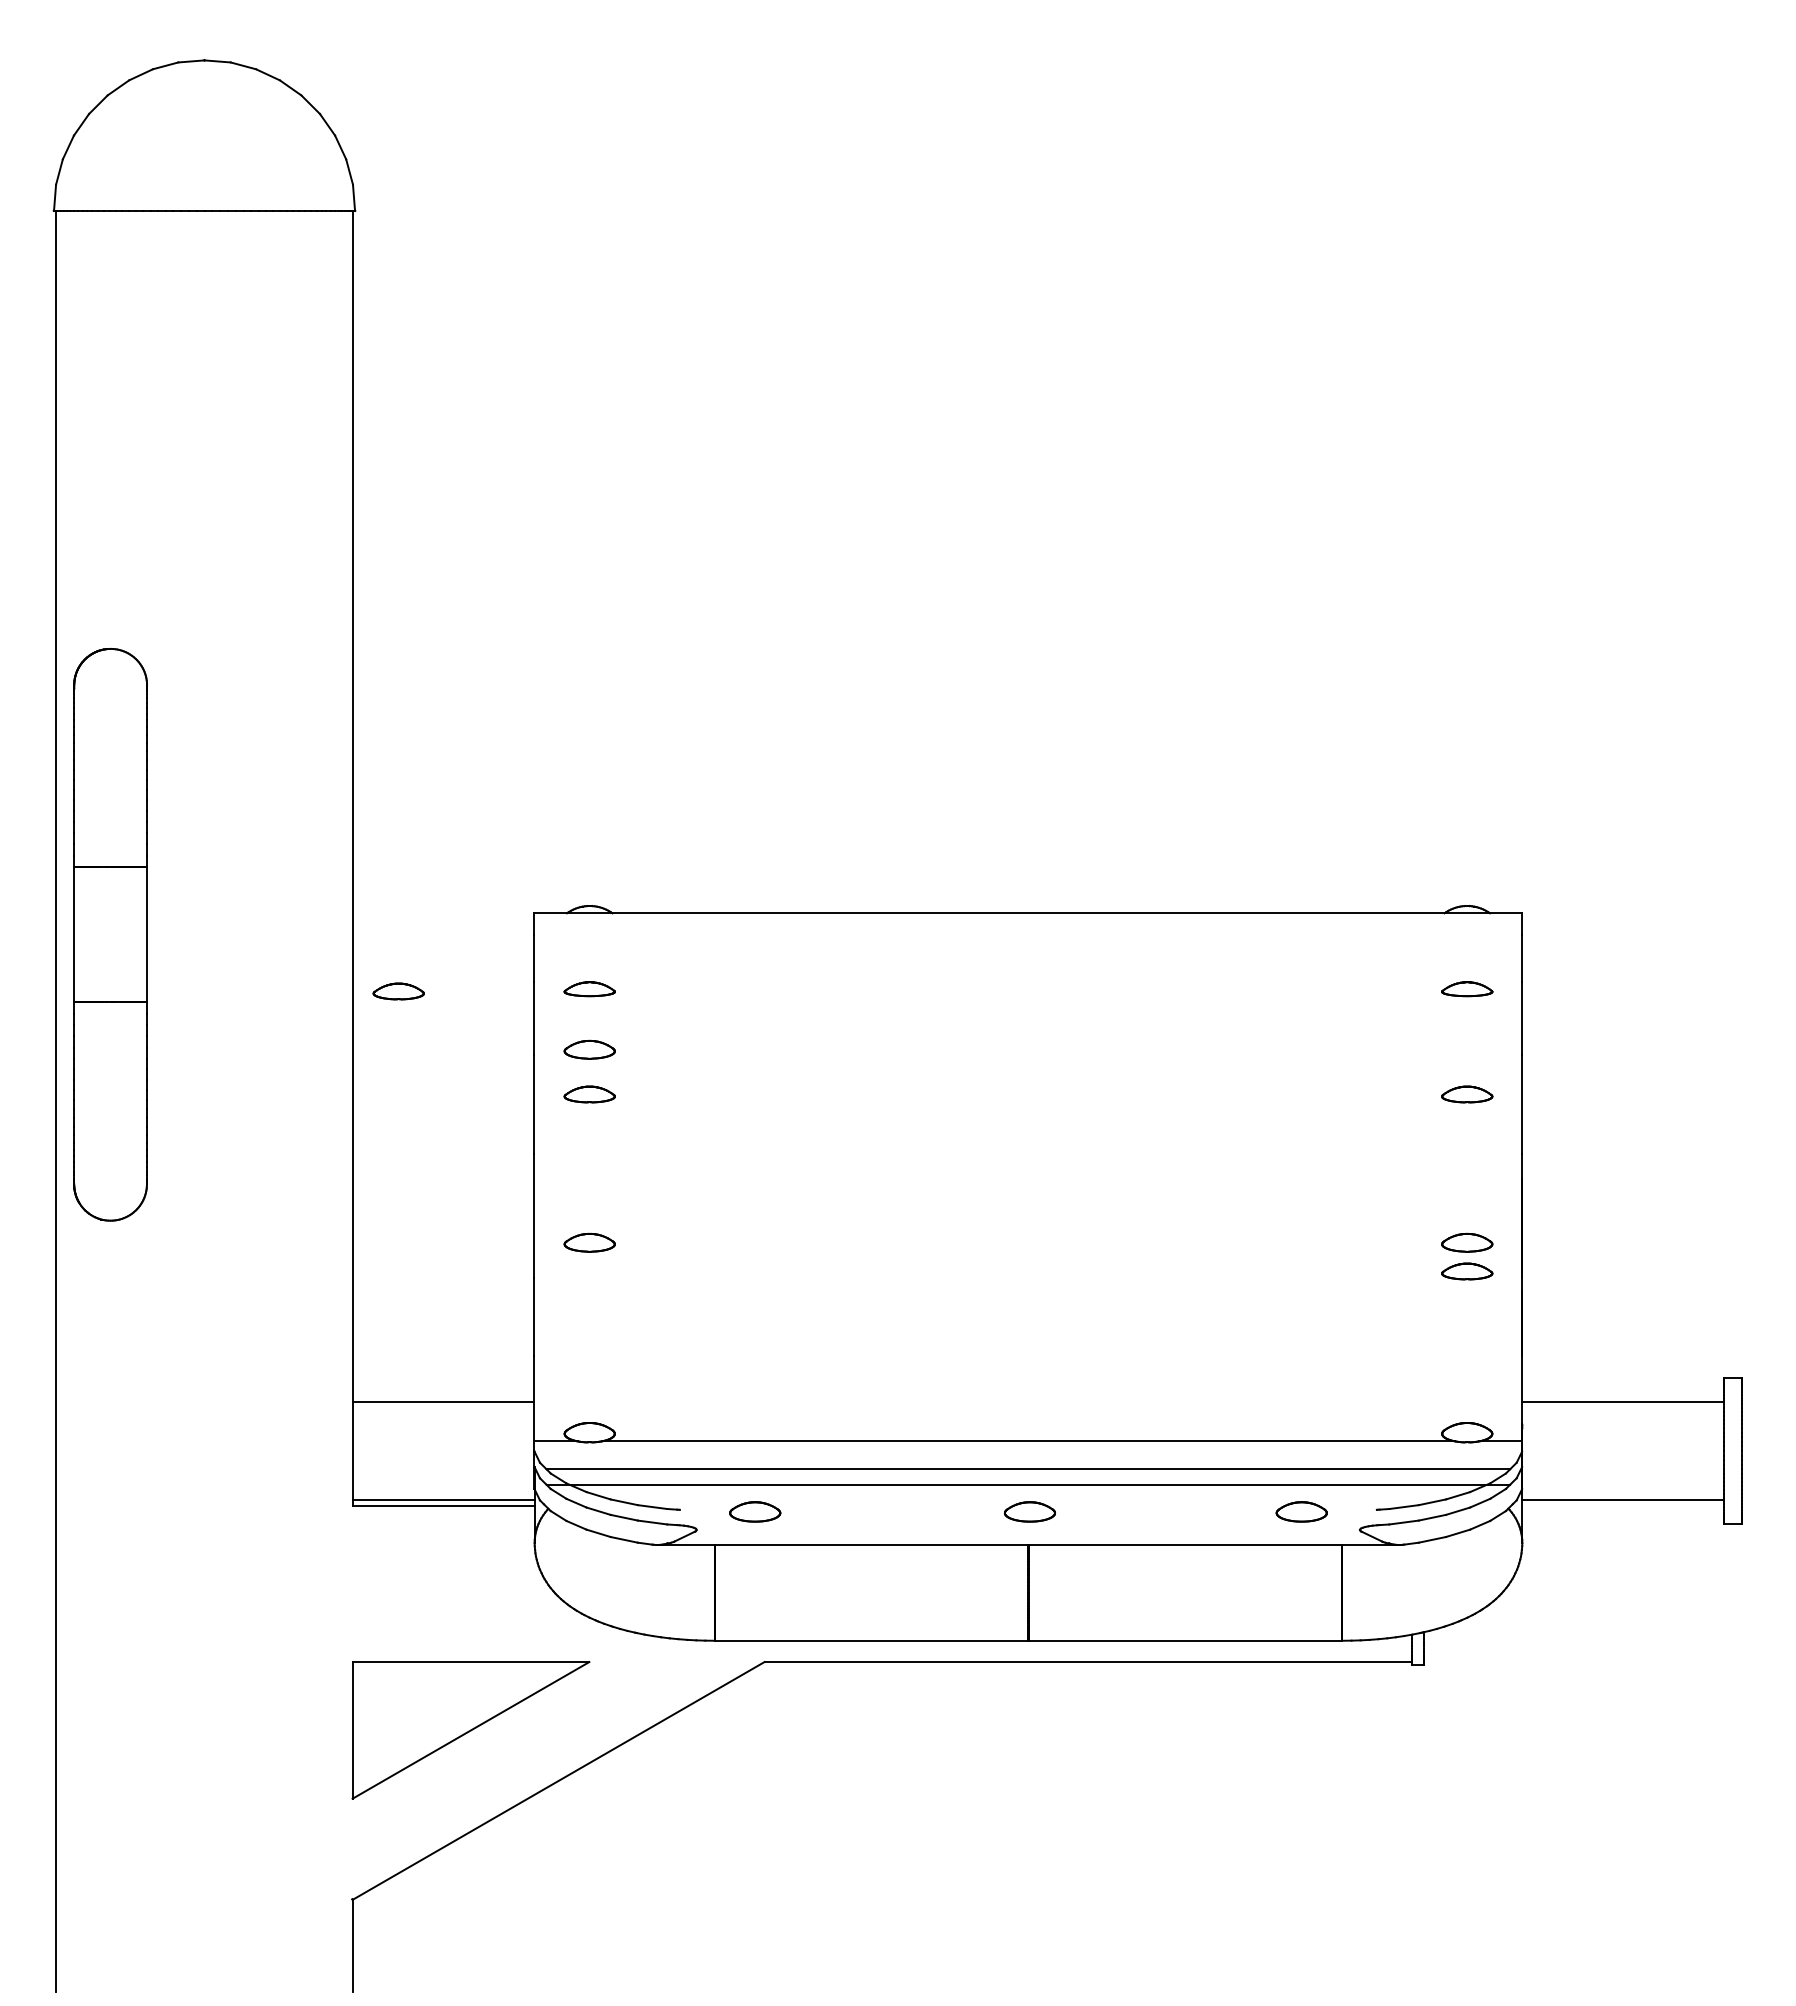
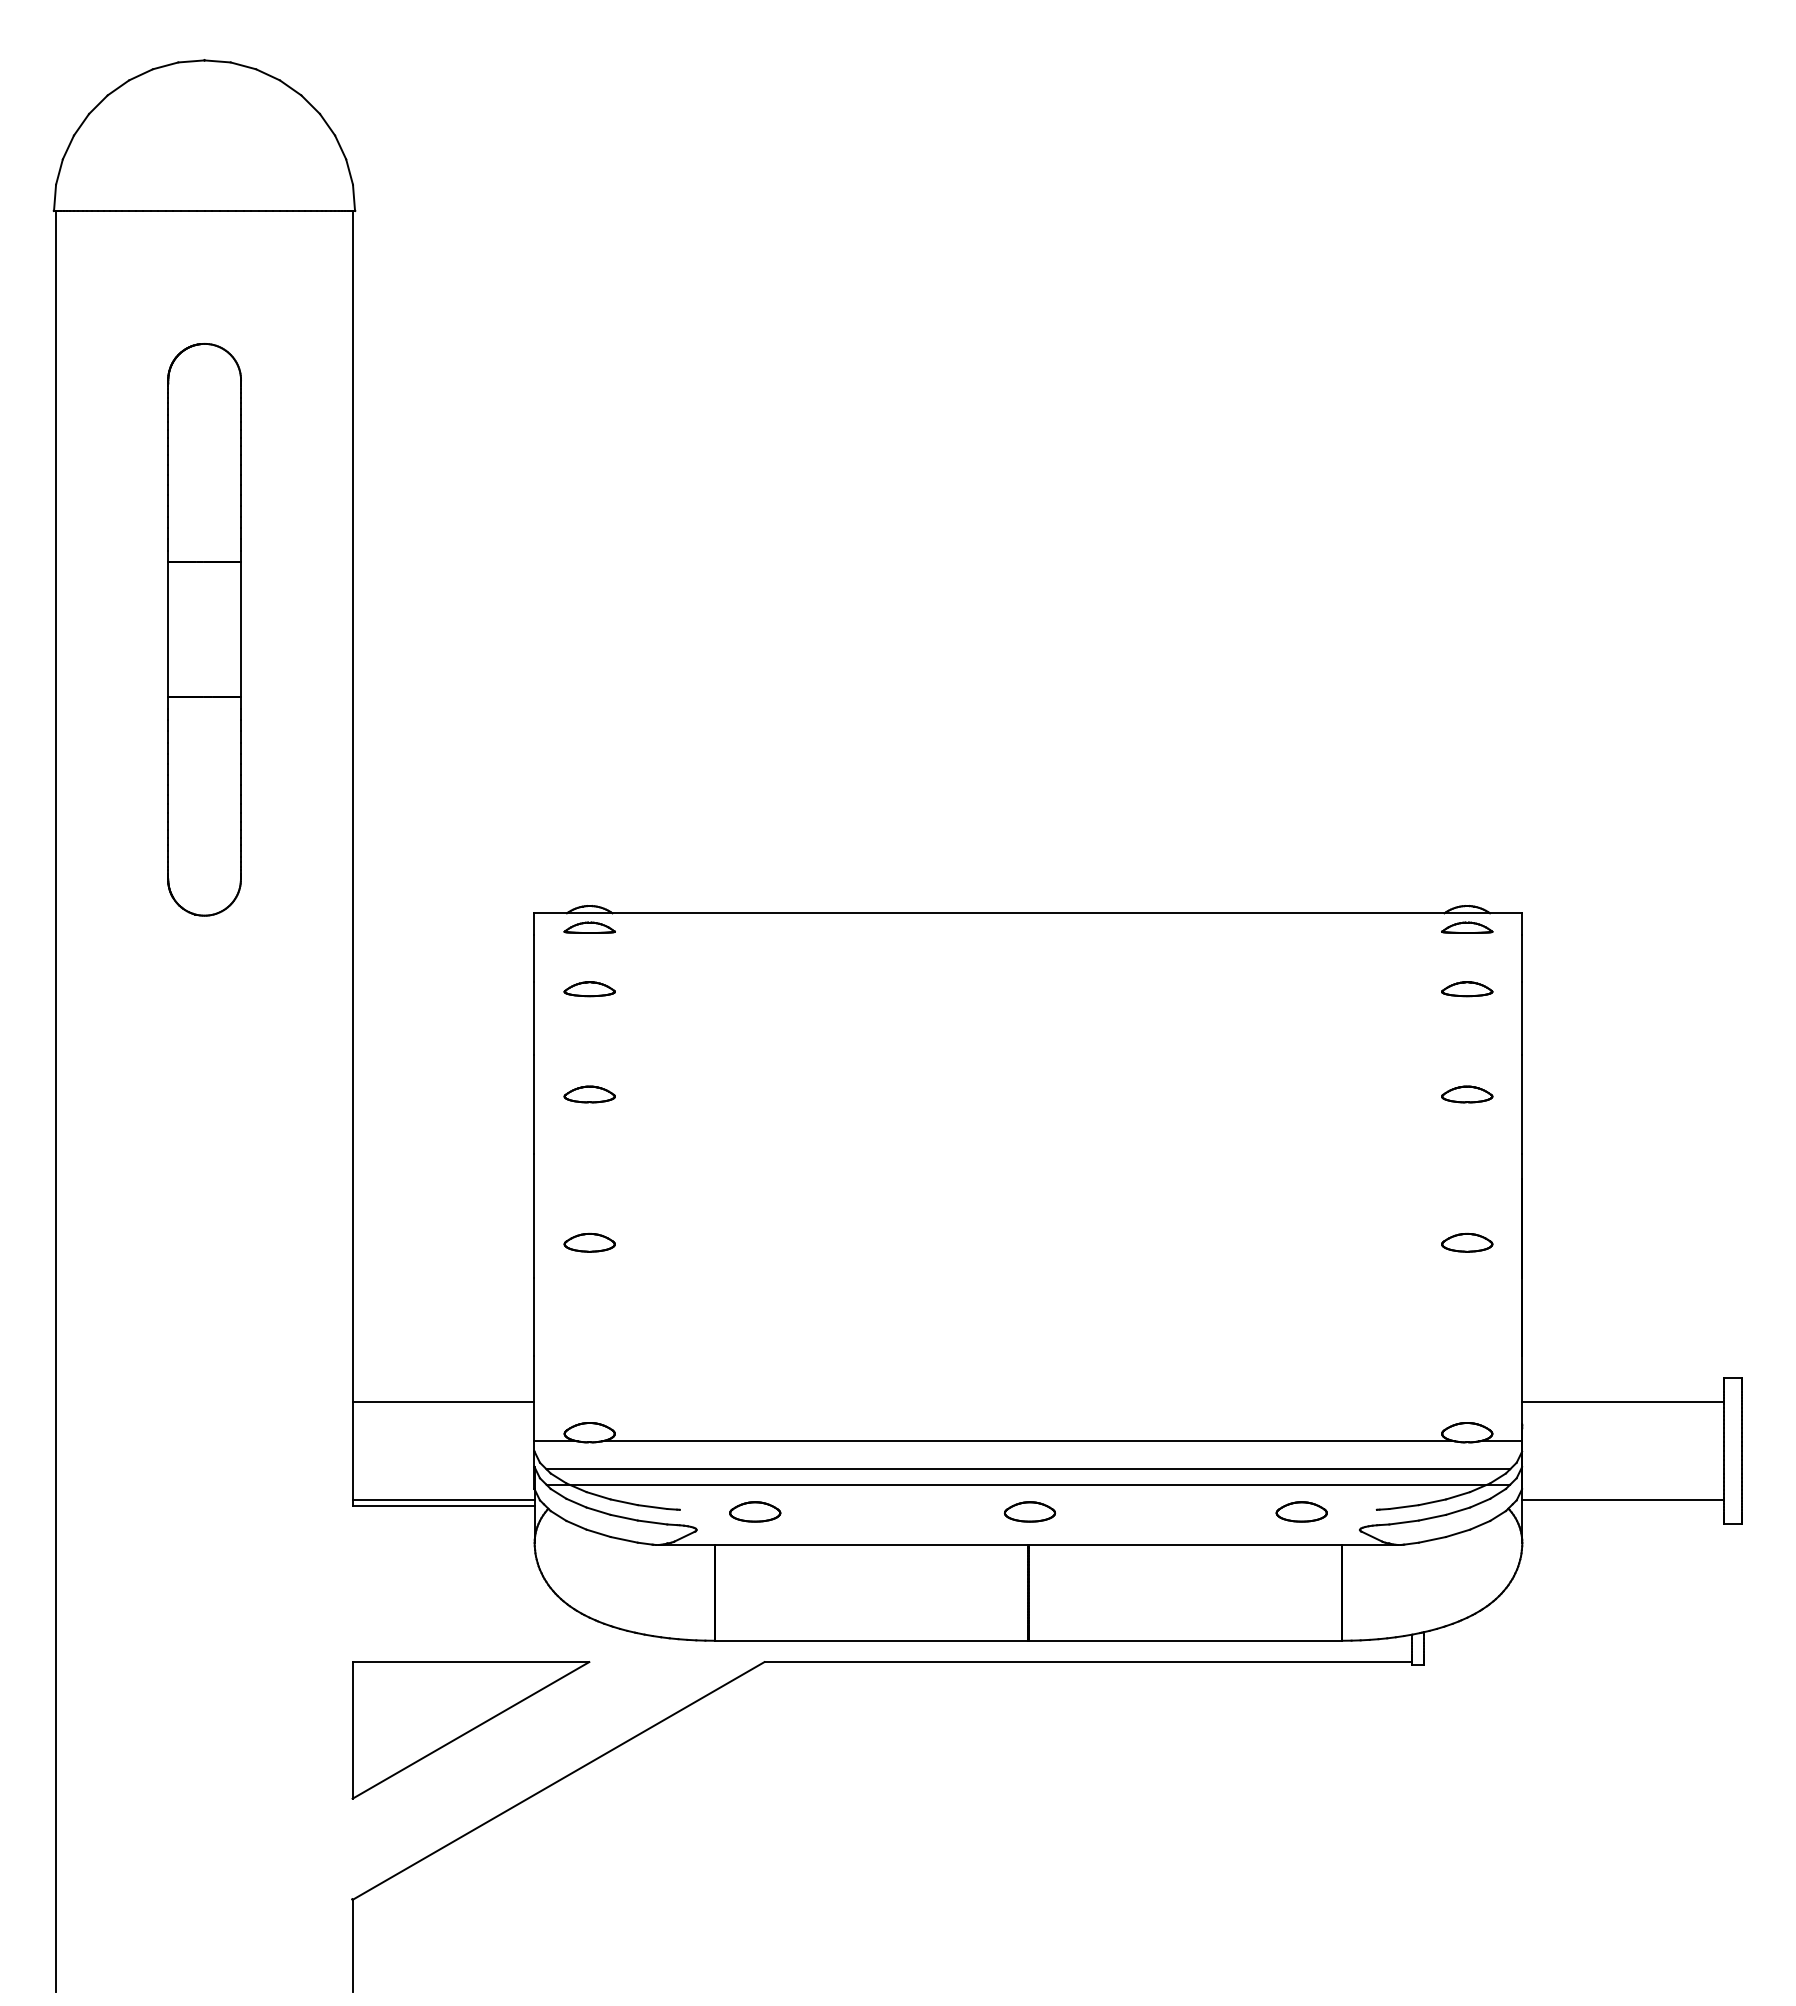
part: none -> present (589, 927)
part: none -> present (1467, 927)
part position: (110, 934) -> (204, 629) (204, 629)
part: present -> none (398, 991)
part: present -> none (589, 1049)
part: present -> none (1467, 1271)
